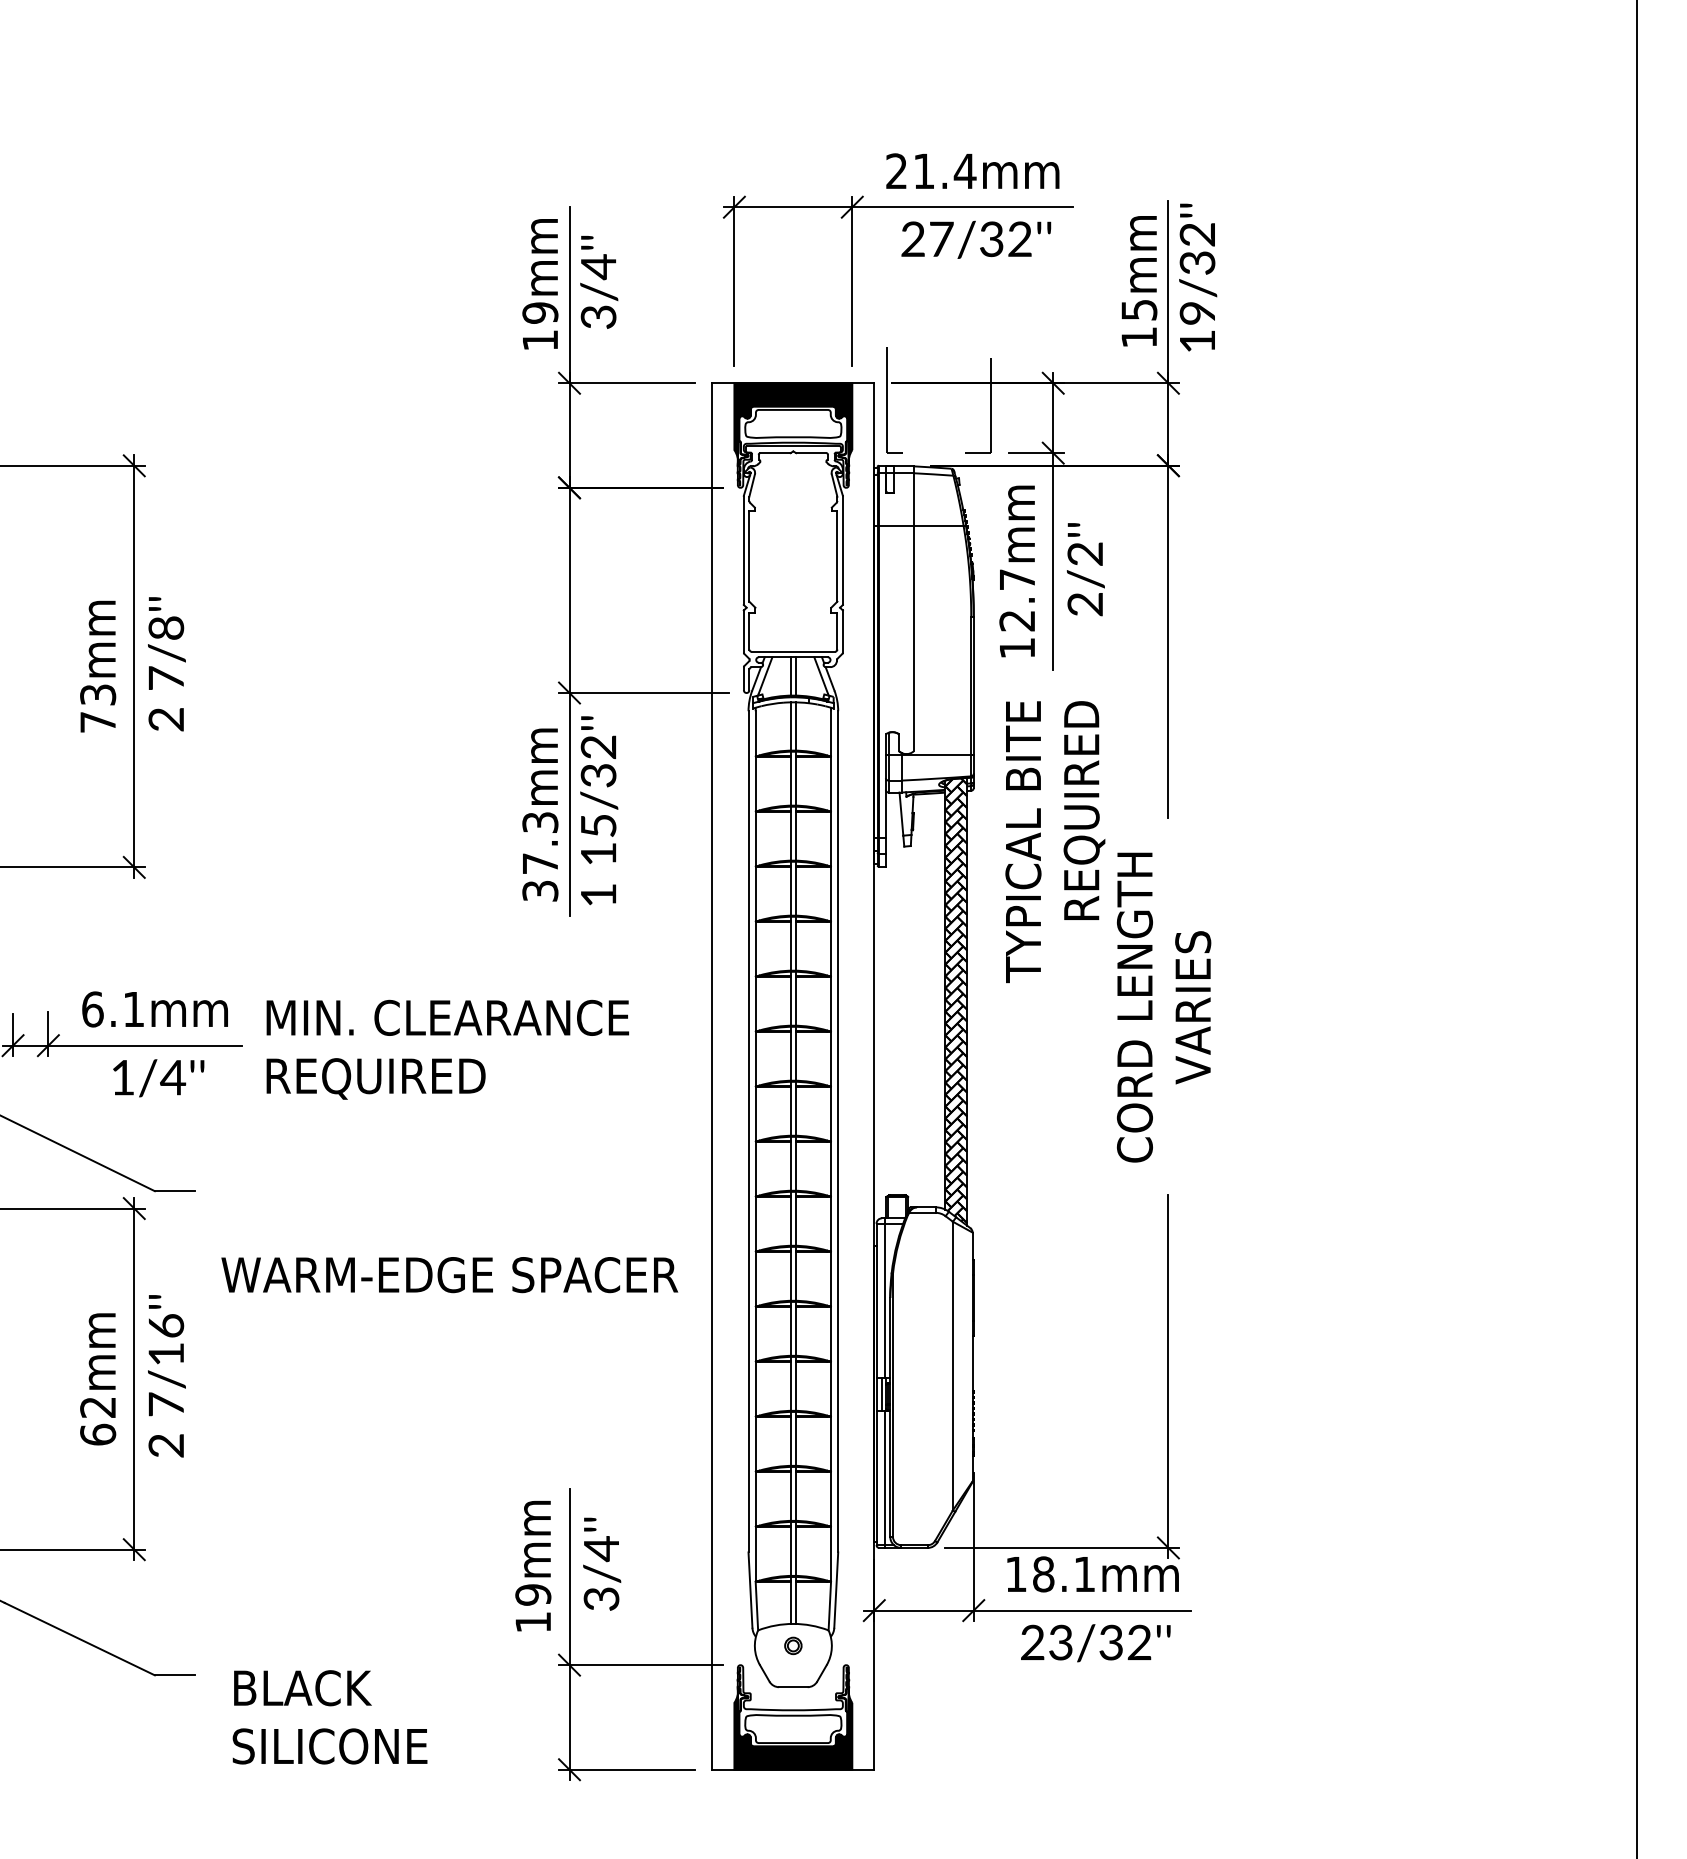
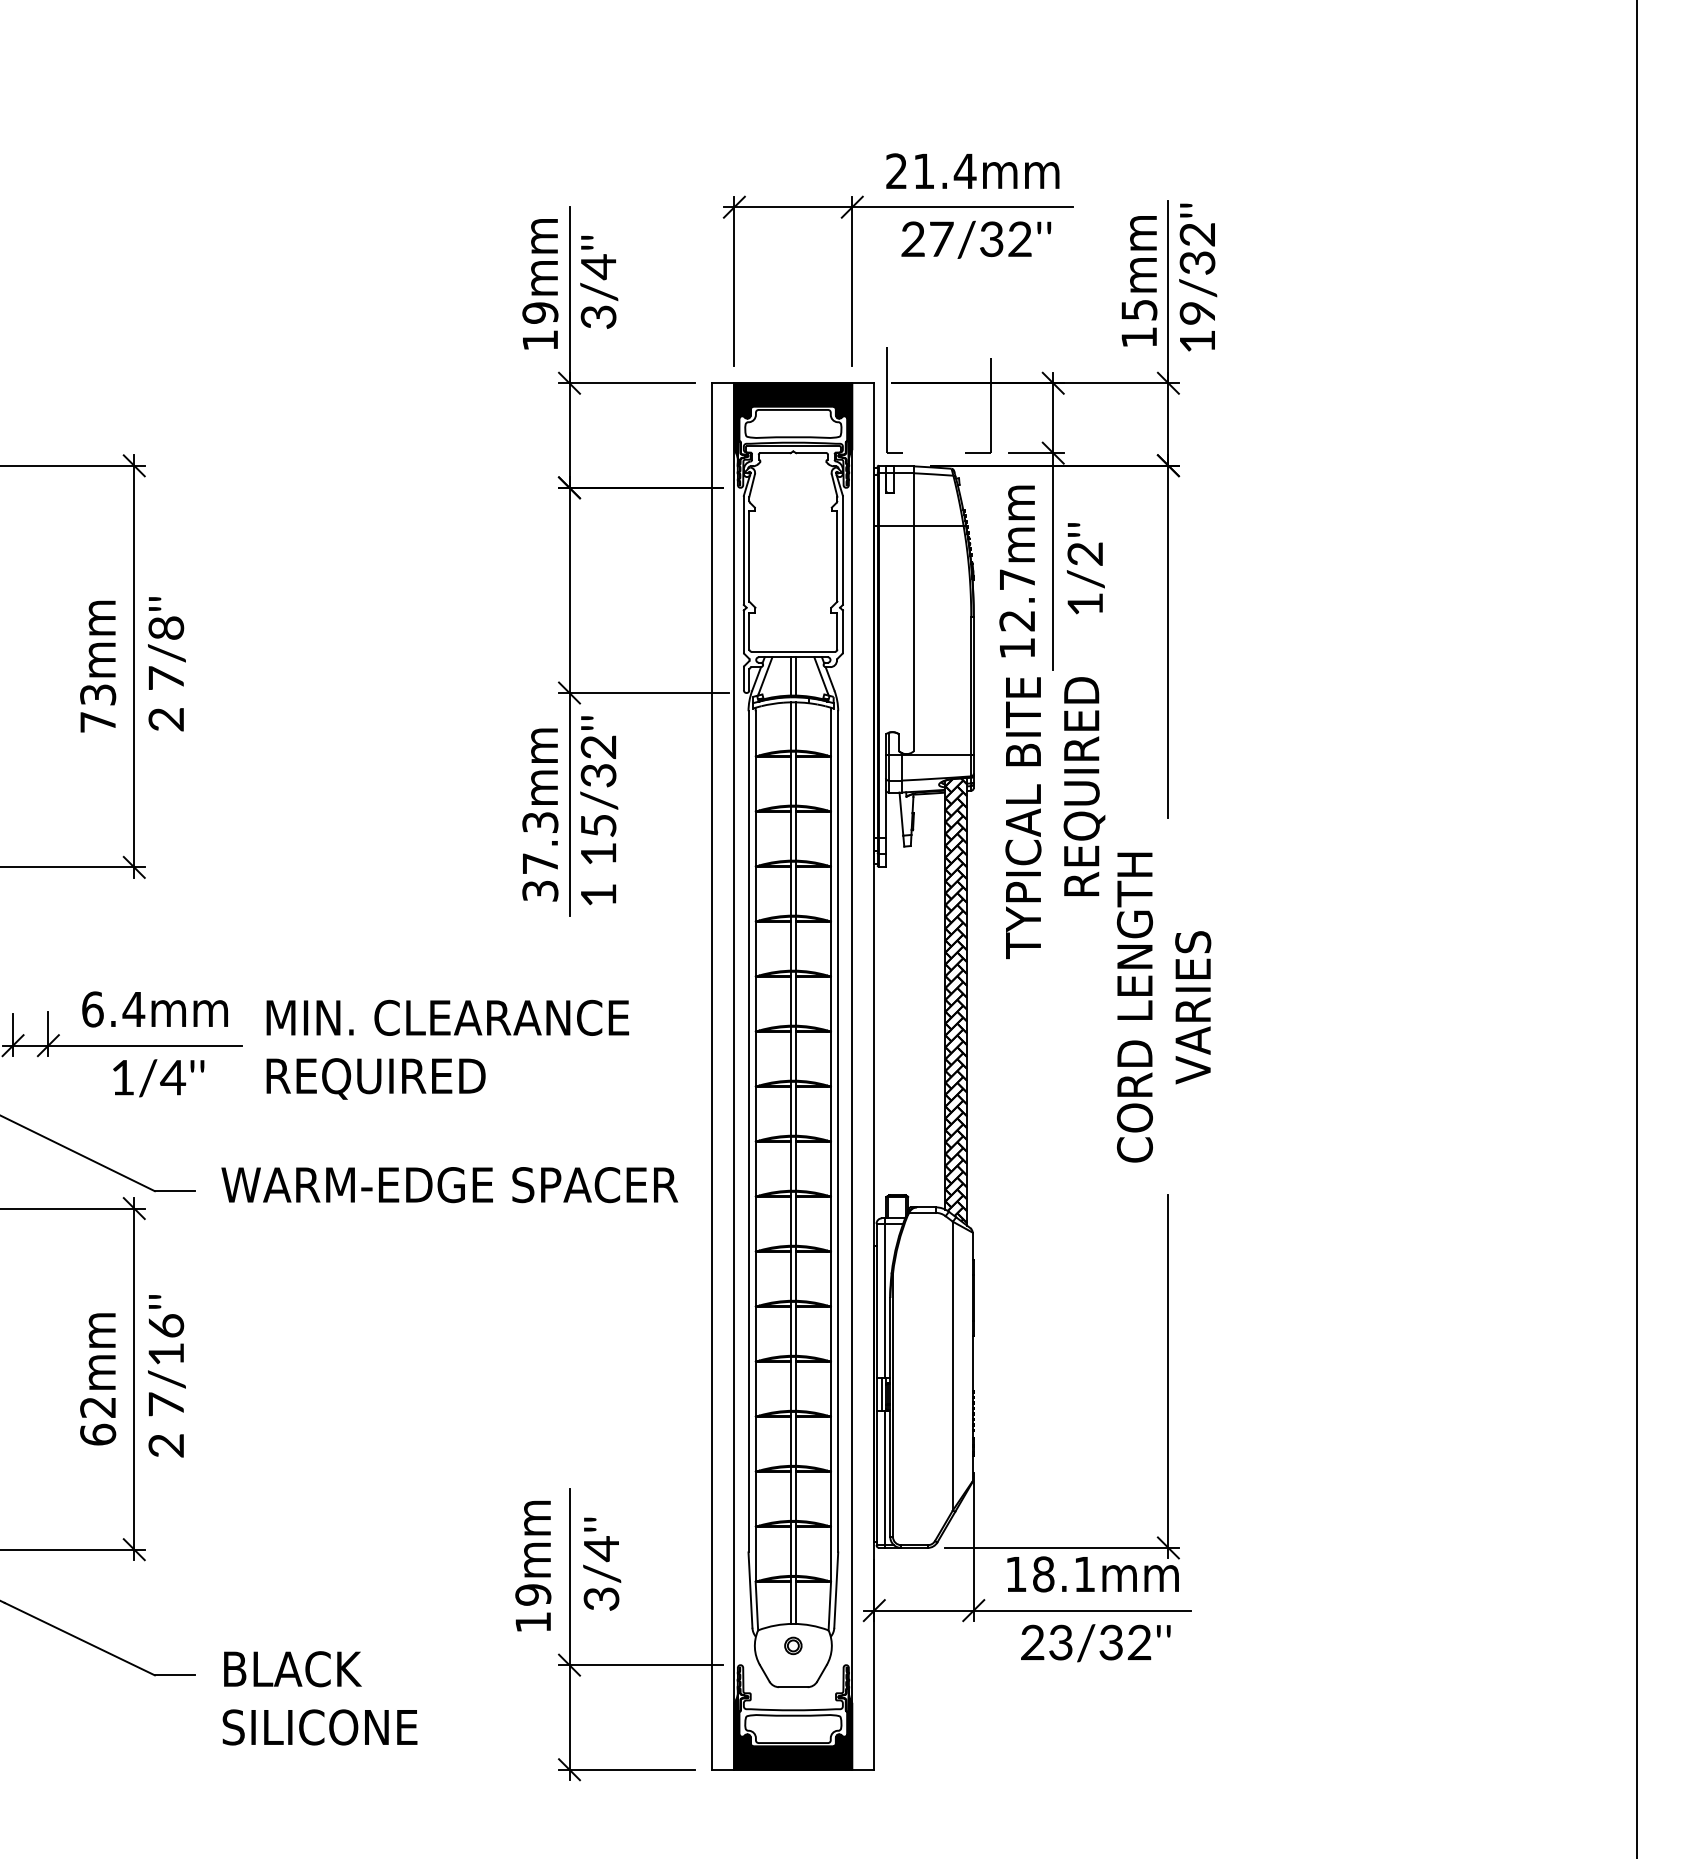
text: 2/2''\f] -> 1/2''\f] (1084, 604)
text position: (1055, 842) -> (1055, 818) (1055, 818)
text: 6.1mm -> 6.4mm (133, 1009)
line: none -> present (734, 1076)
line: none -> present (852, 1076)
text position: (449, 1275) -> (449, 1185) (449, 1185)
text position: (329, 1717) -> (319, 1698) (319, 1698)
